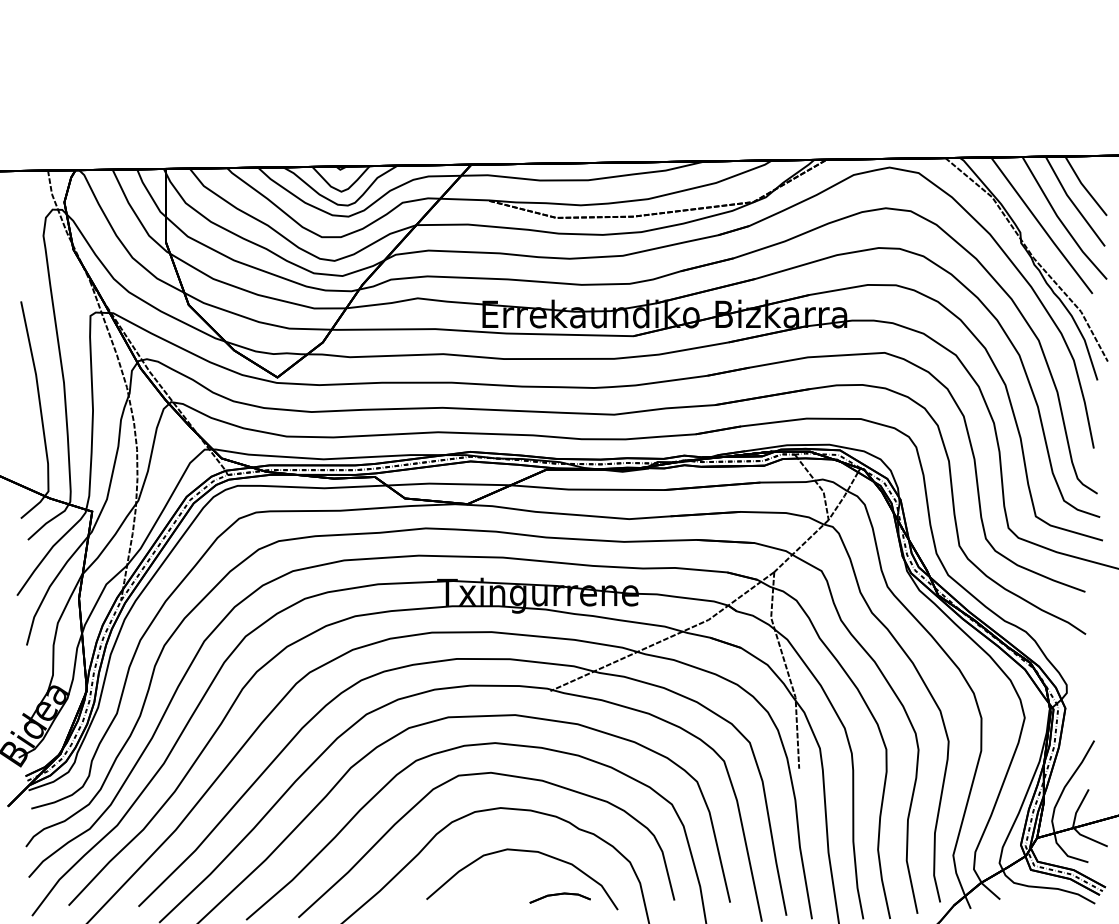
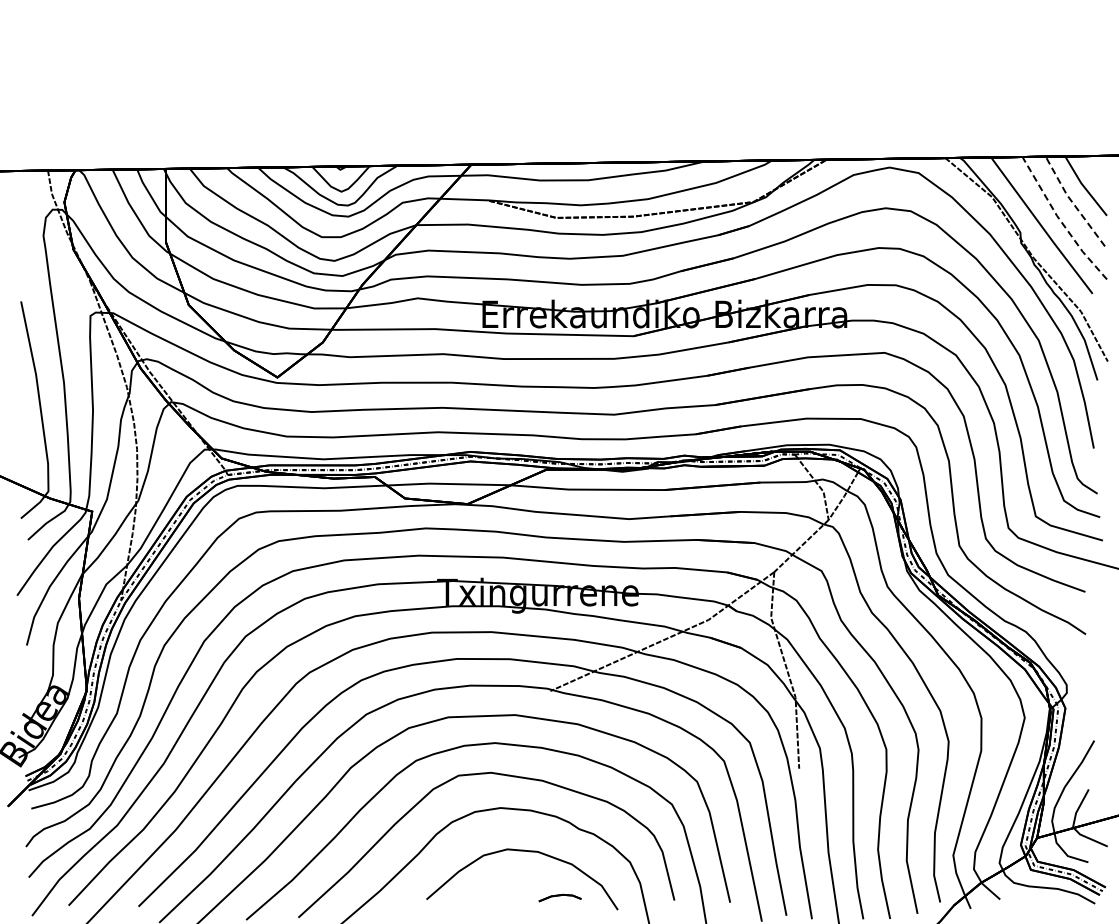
line: solid -> dashed (1072, 202)
line: solid -> dashed (1060, 220)
part size: 62x12 px -> 44x10 px (559, 897)
